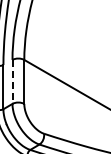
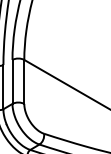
line: dashed -> solid (12, 81)
